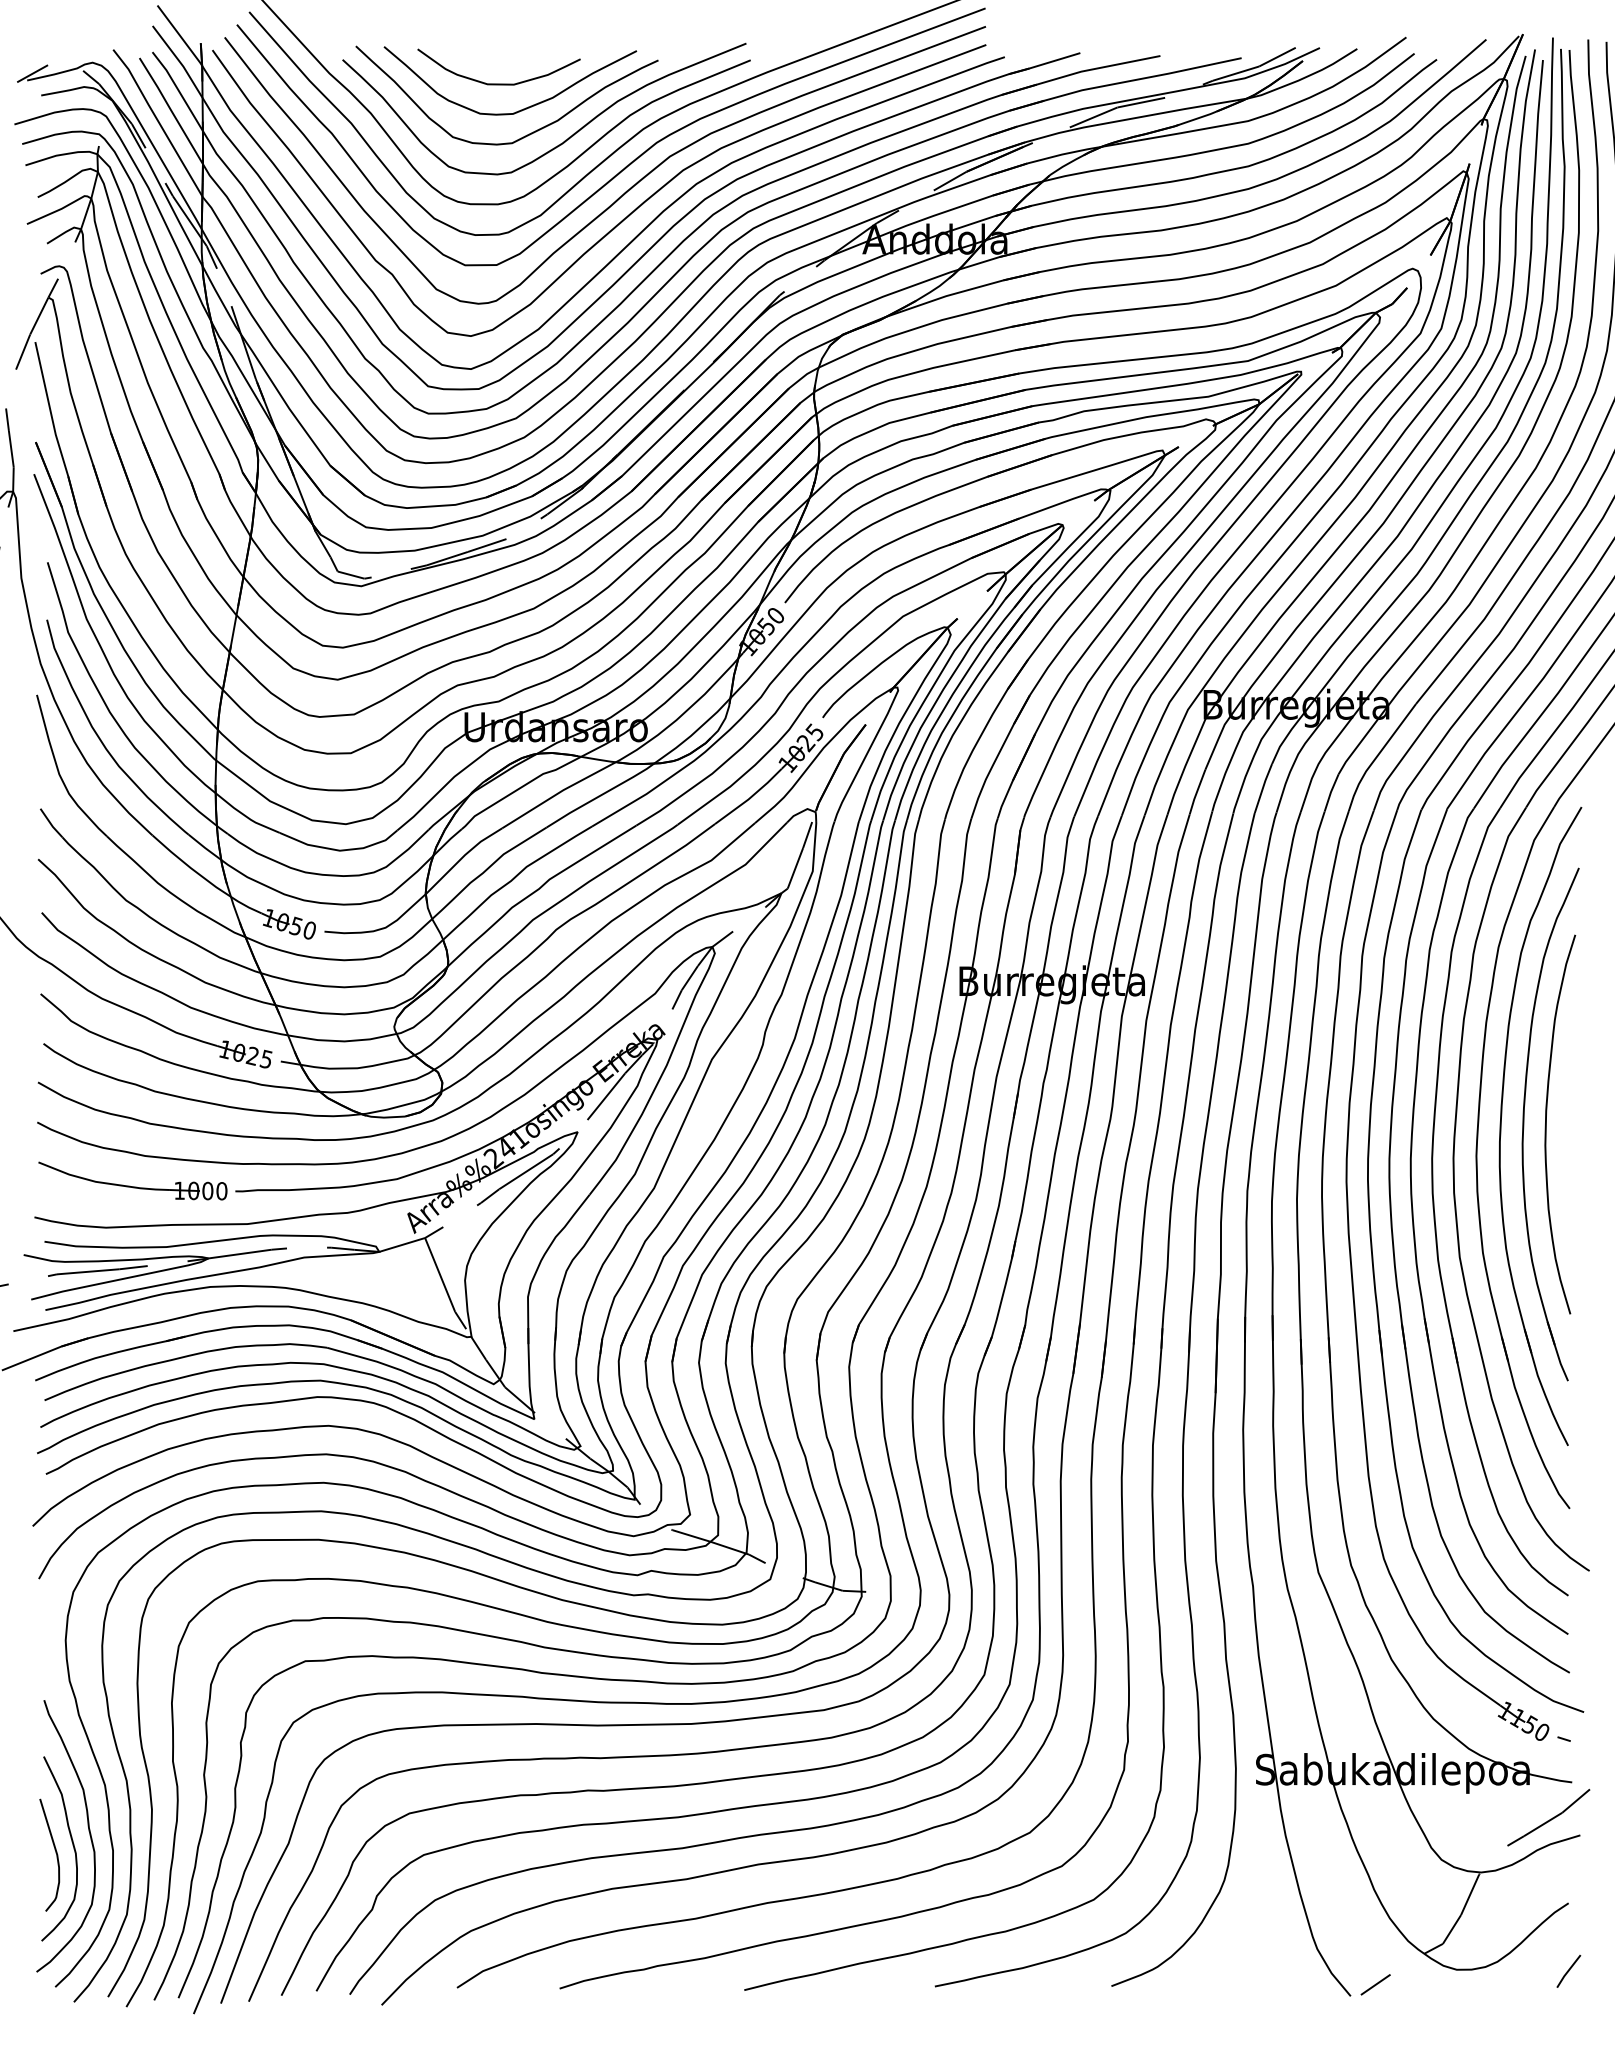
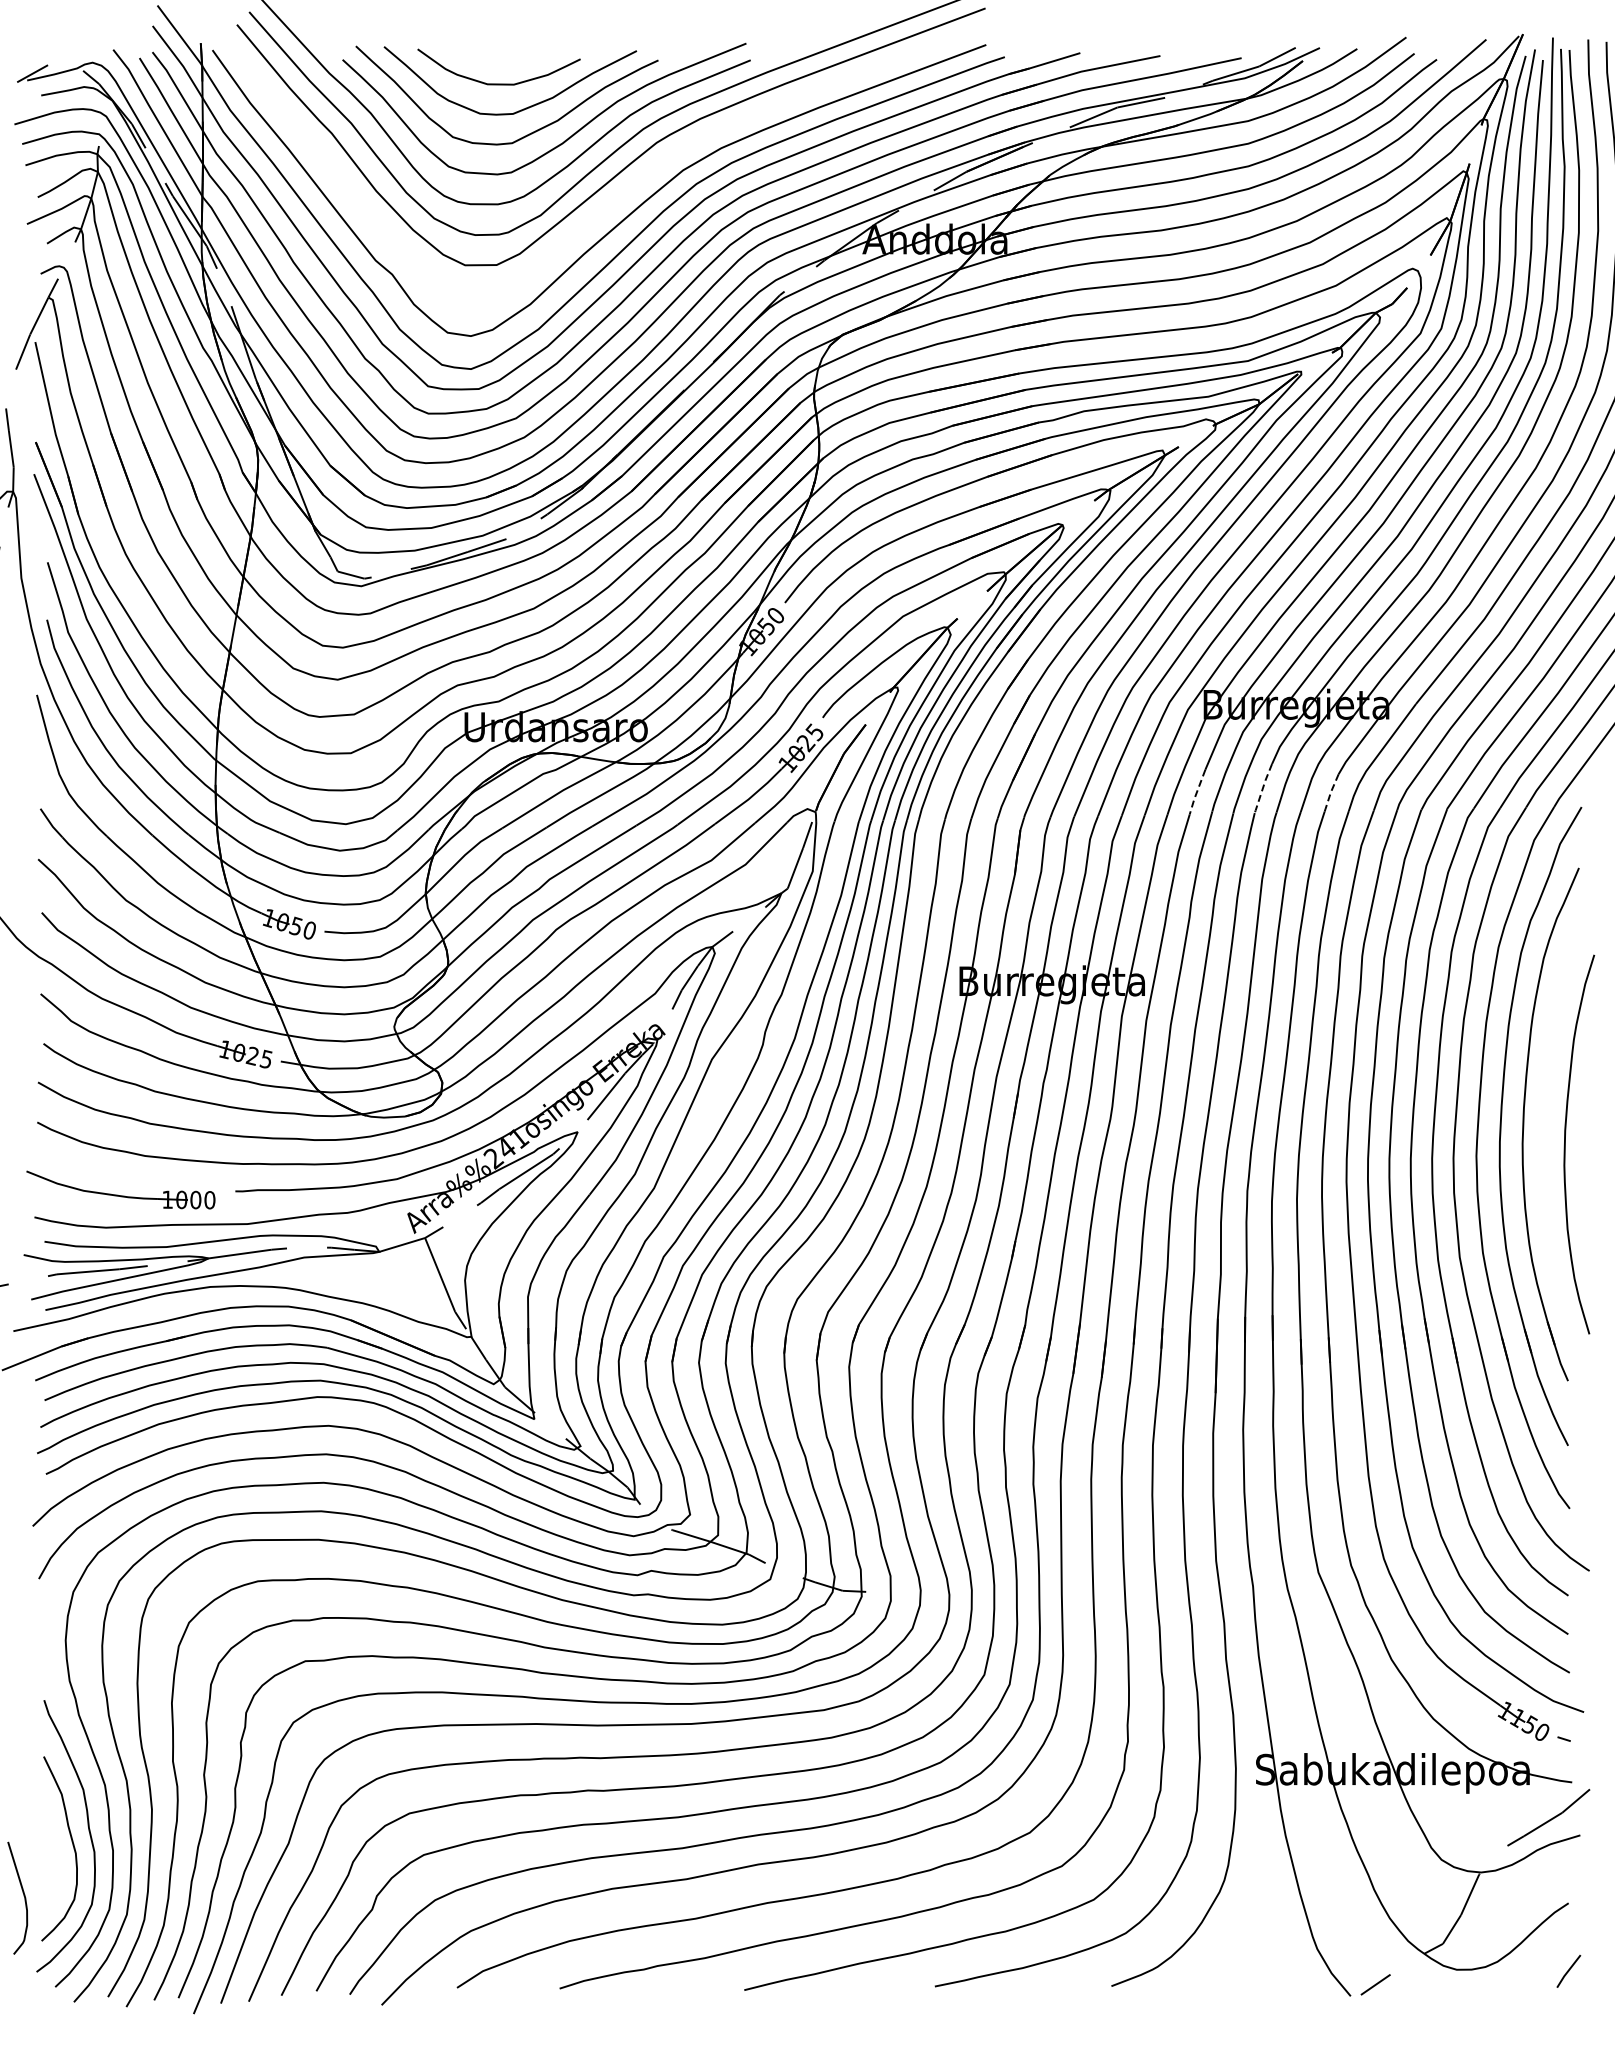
curve: present -> none (626, 190)
line: solid -> dashed (1262, 788)
line: solid -> dashed (1196, 793)
line: solid -> dashed (1330, 793)
curve position: (1546, 1124) -> (1565, 1144) (1565, 1144)
part position: (132, 1180) -> (120, 1189) (120, 1189)
curve position: (55, 1853) -> (23, 1896) (23, 1896)
